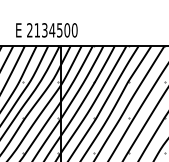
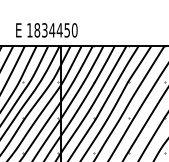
text: 2134500 -> 1834450 (48, 30)
